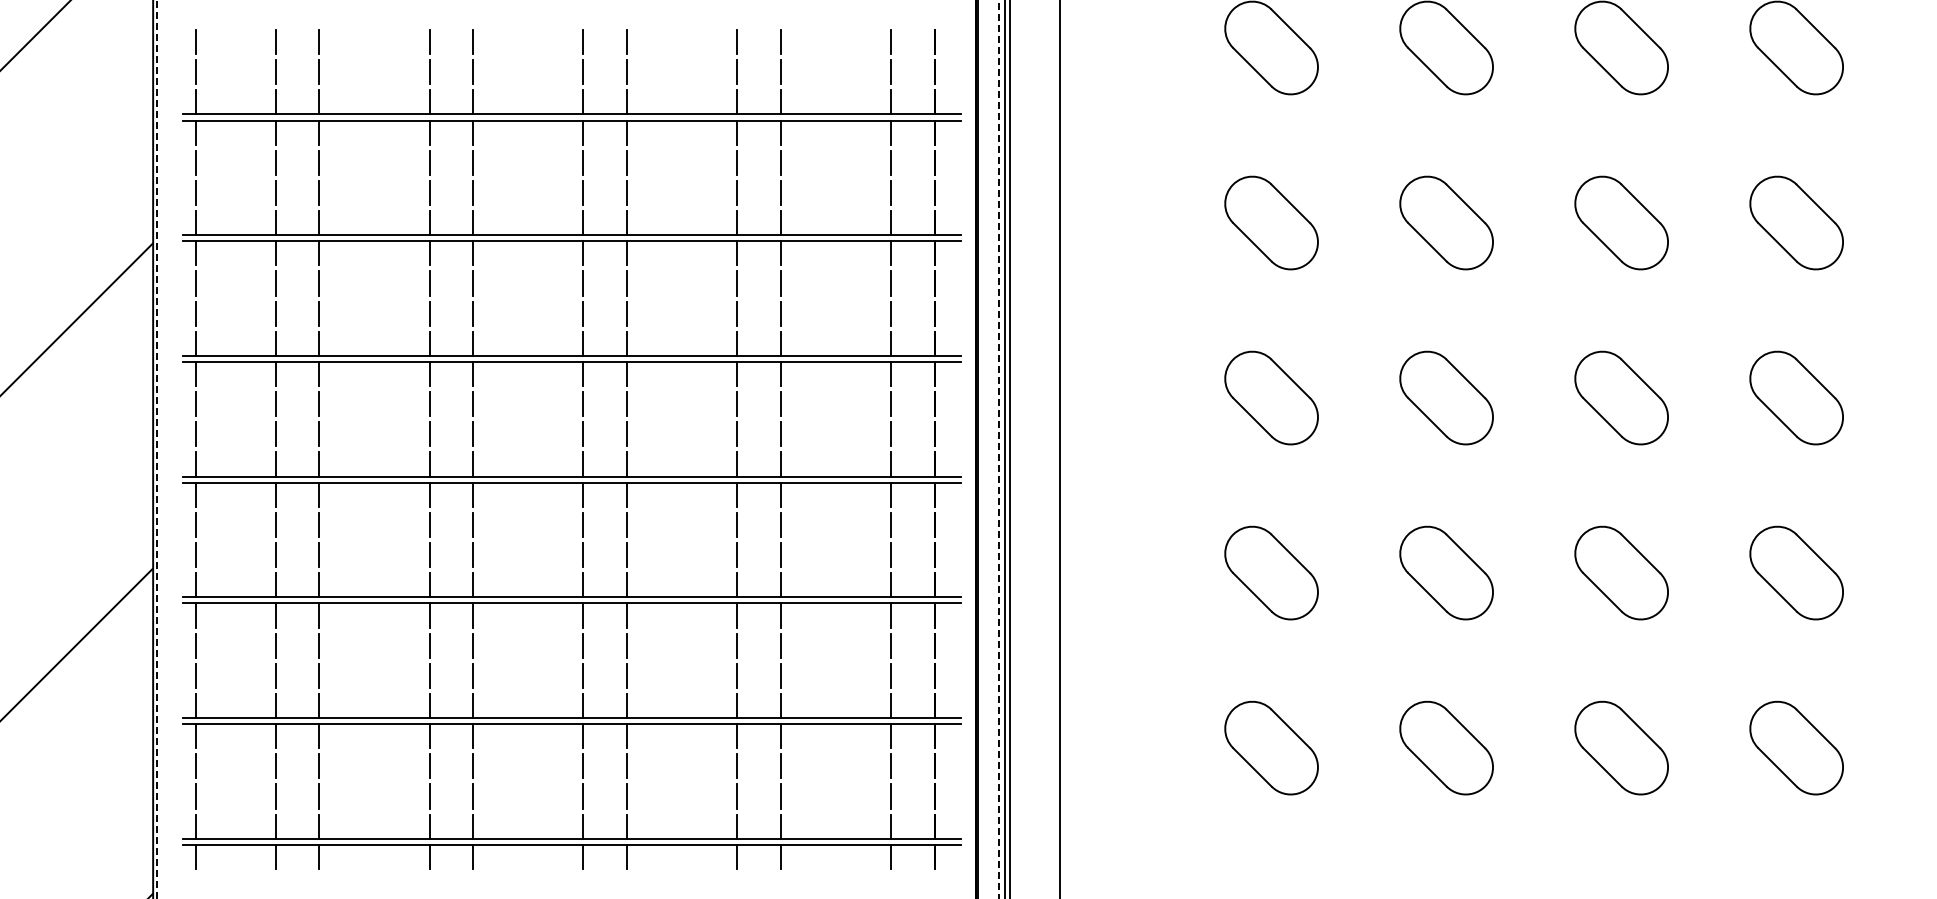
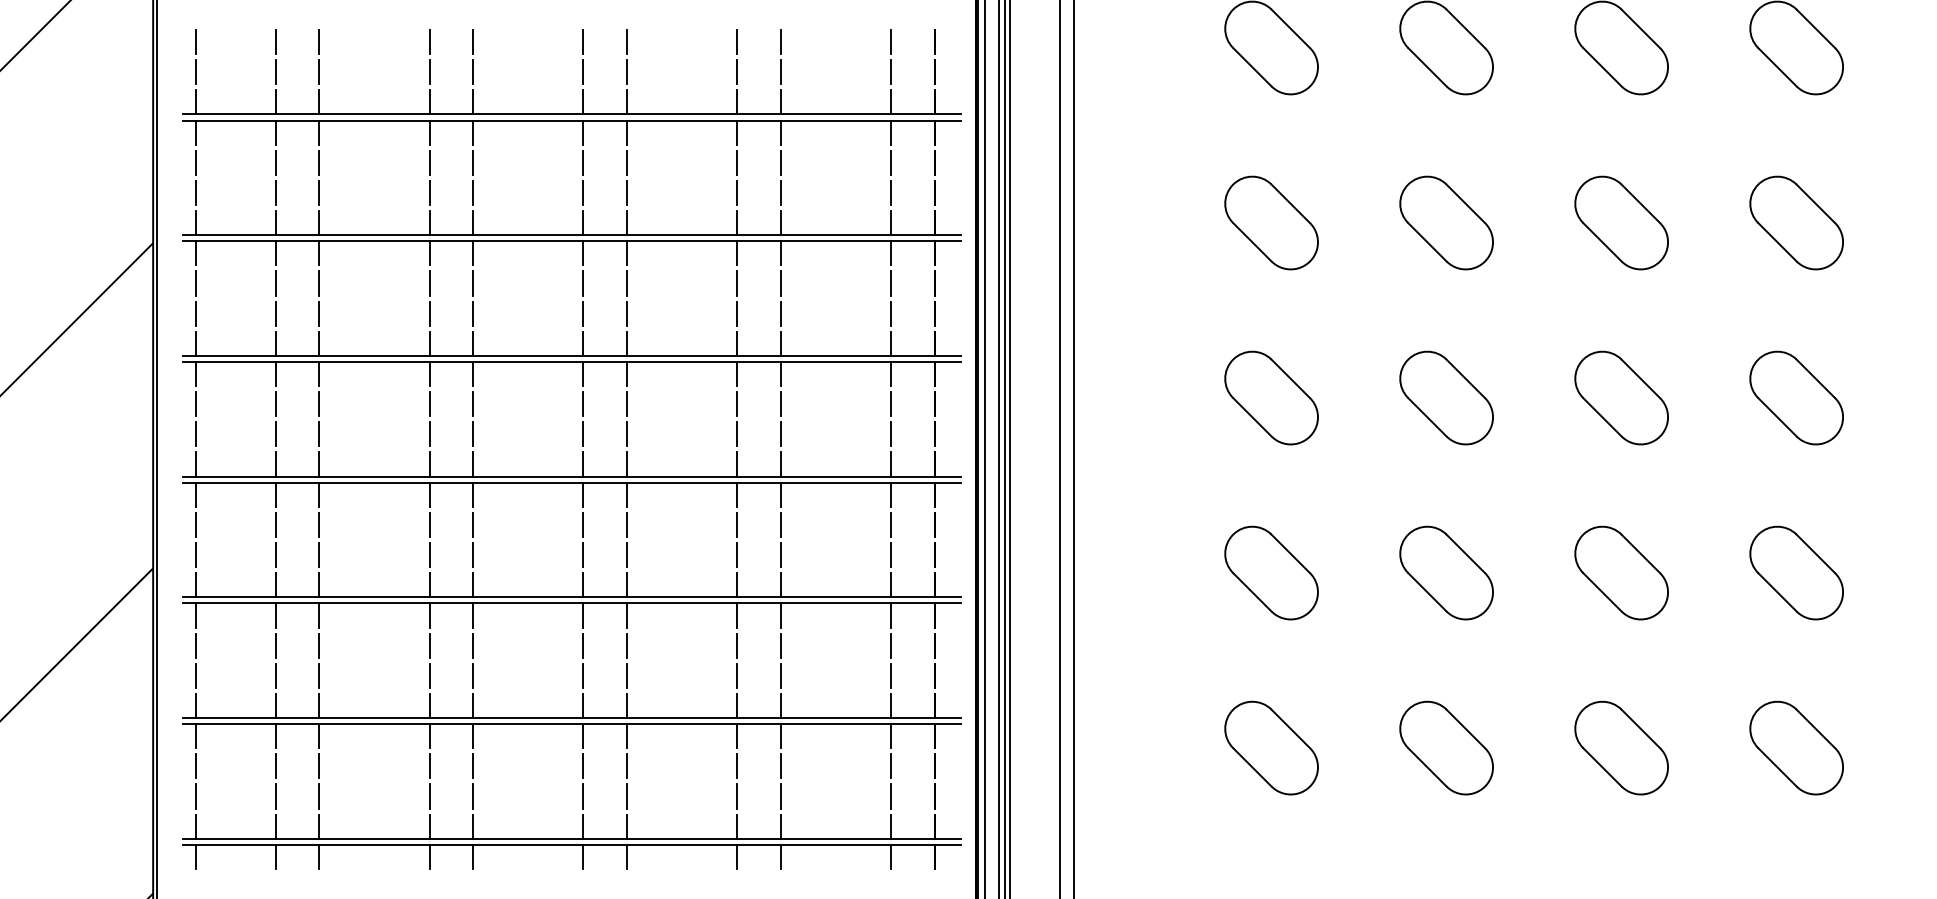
line: none -> present (985, 448)
line: dashed -> solid (999, 448)
line: none -> present (1073, 448)
line: dashed -> solid (157, 449)
